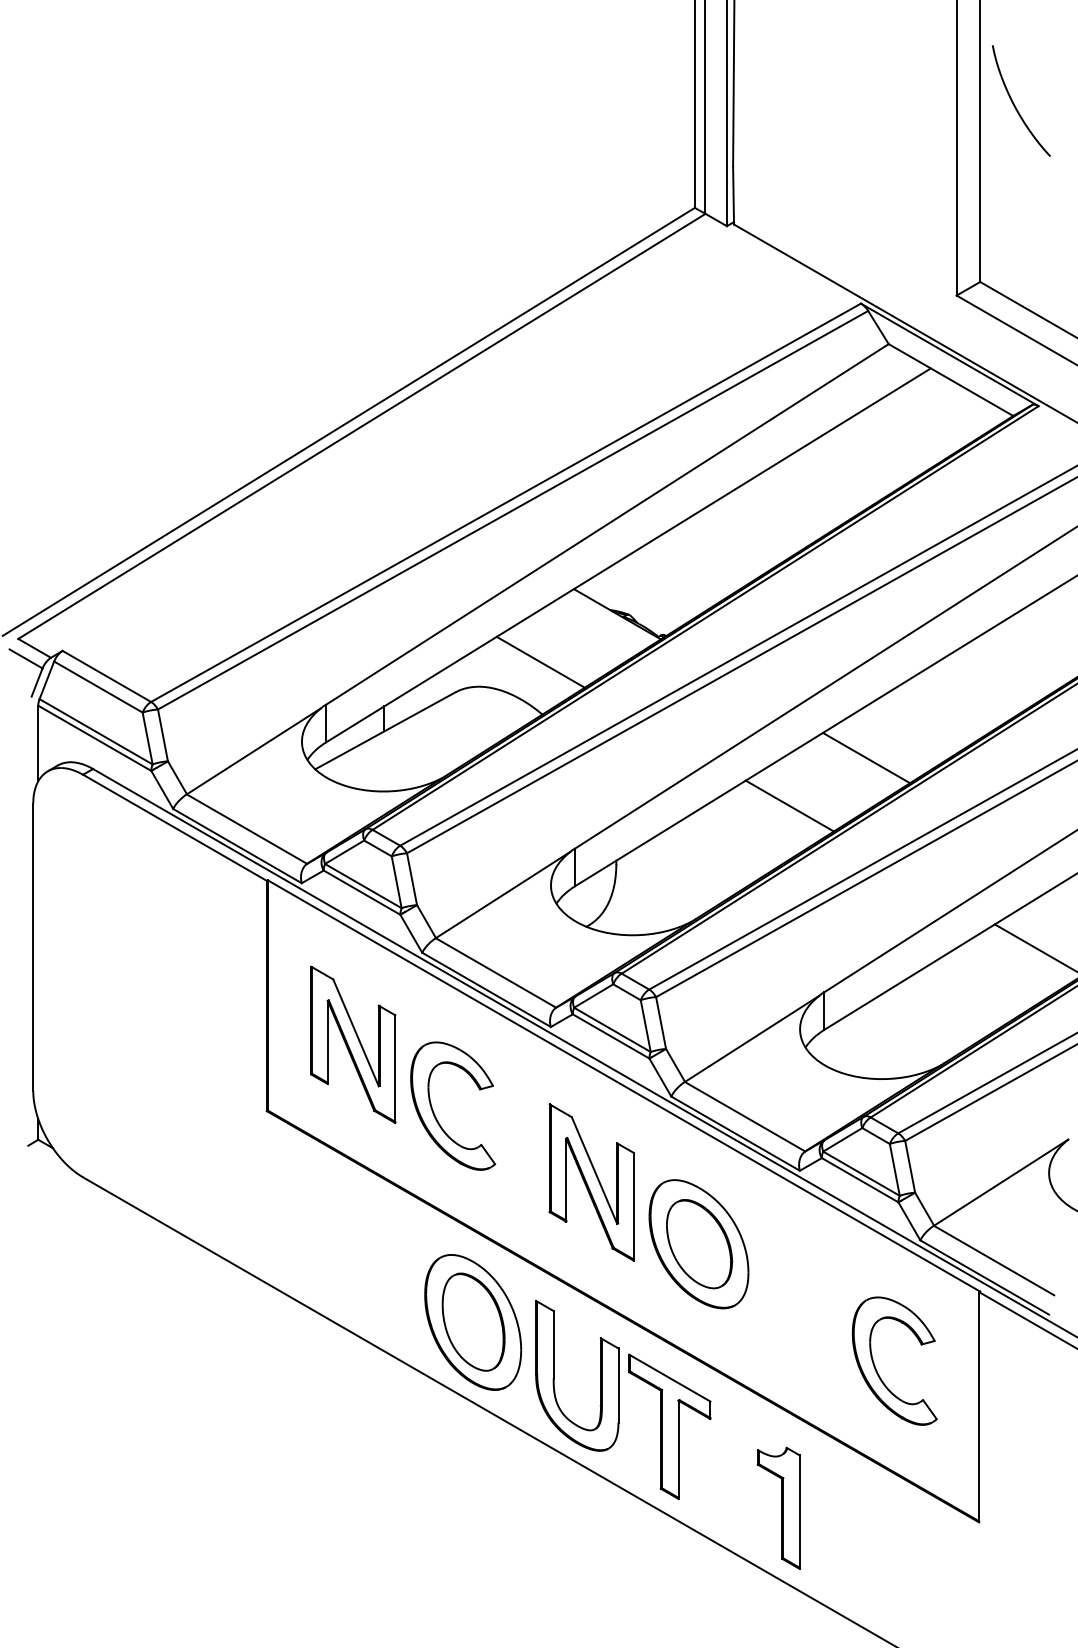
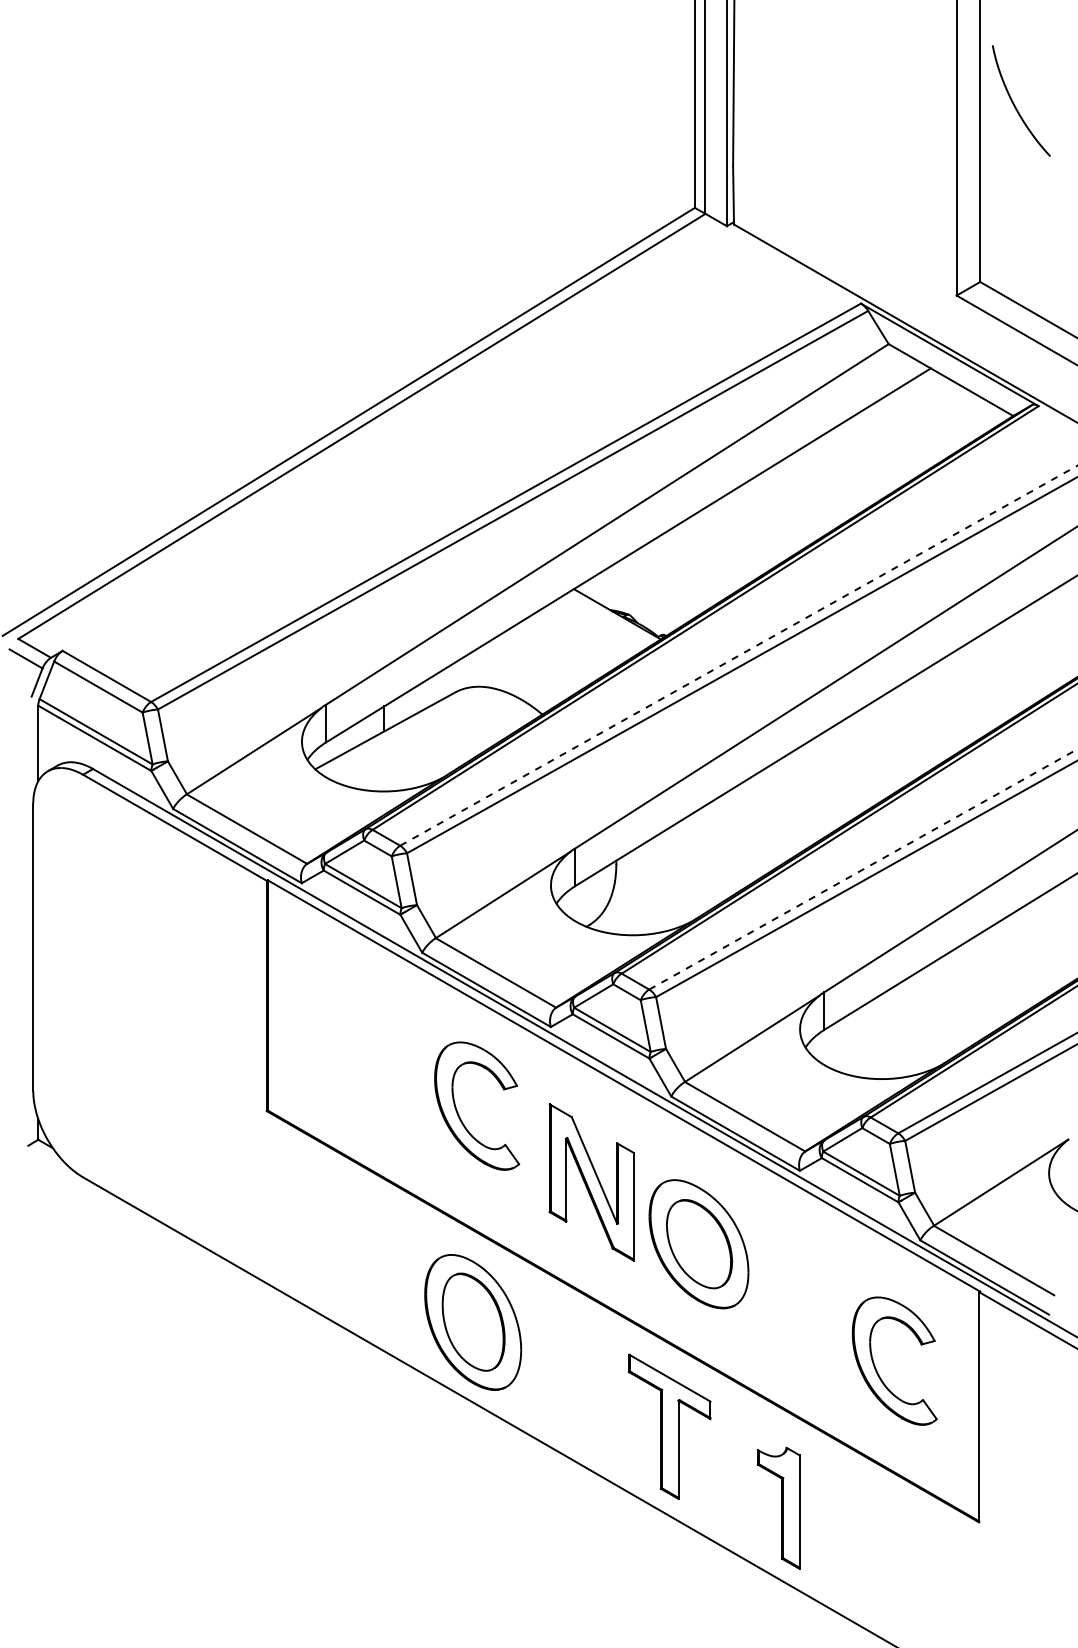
line: solid -> dashed (739, 655)
line: present -> none (540, 661)
line: present -> none (866, 757)
line: present -> none (789, 805)
line: solid -> dashed (863, 869)
line: present -> none (1034, 947)
part: present -> none (353, 1044)
part position: (434, 1112) -> (458, 1112) (458, 1112)
part: present -> none (554, 1375)
